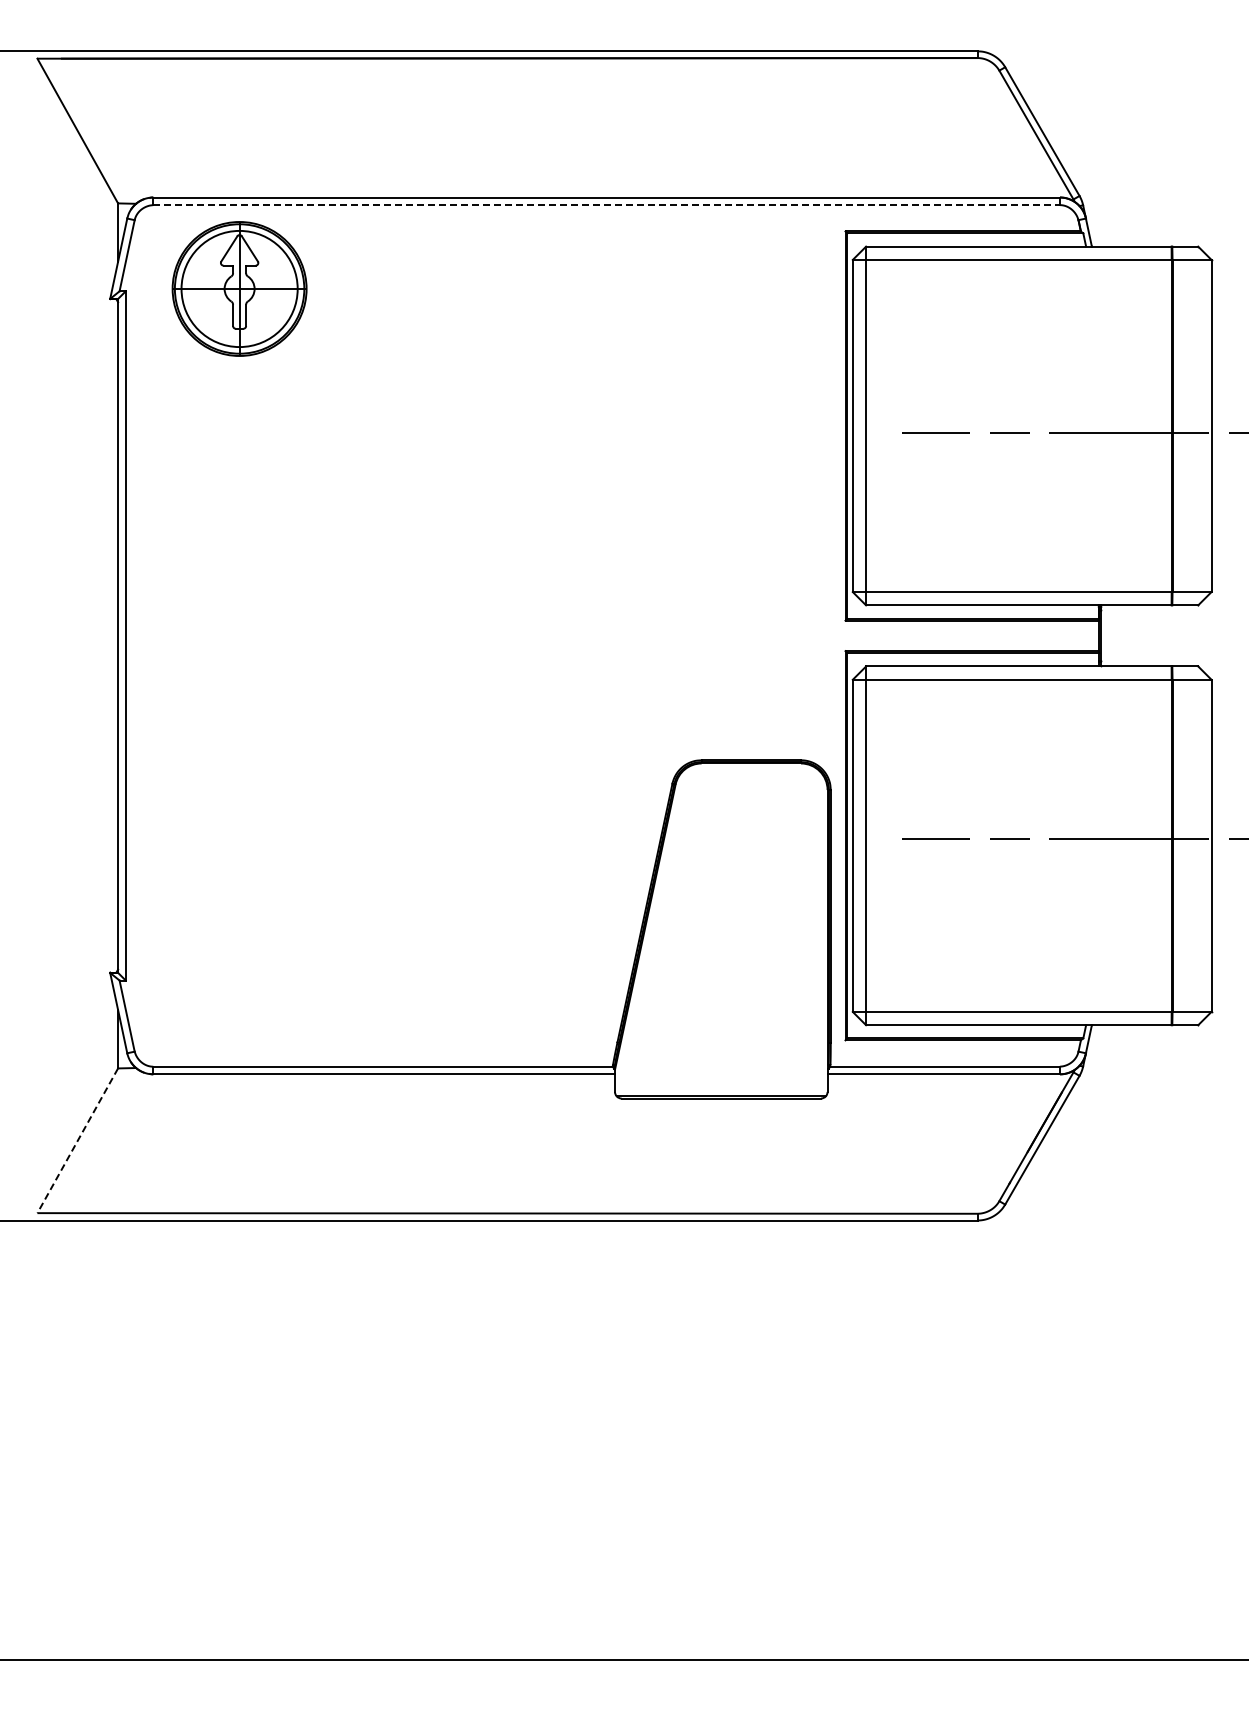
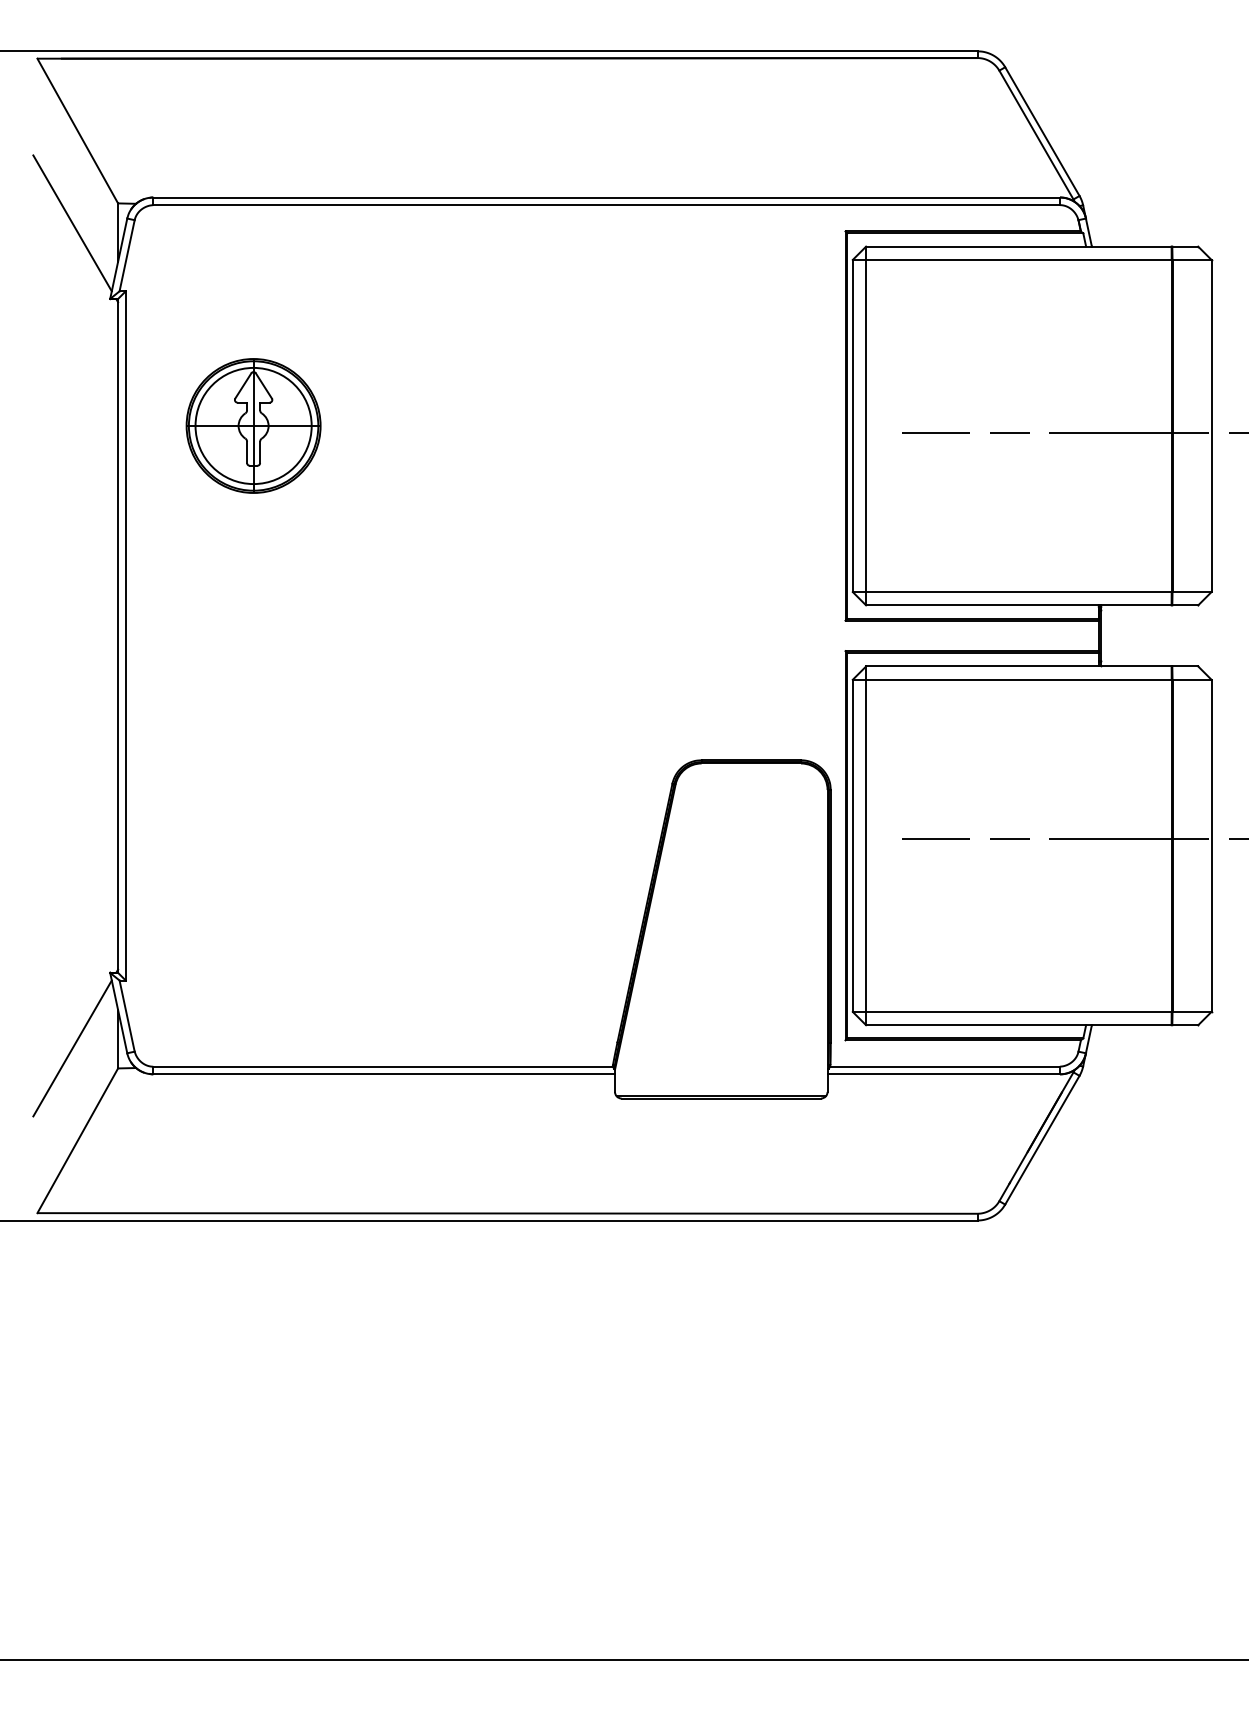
line: dashed -> solid (607, 205)
line: none -> present (72, 223)
part position: (239, 288) -> (253, 425) (253, 425)
line: none -> present (72, 1048)
line: dashed -> solid (77, 1140)
